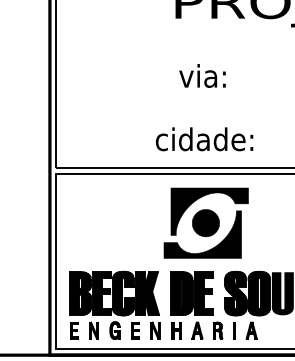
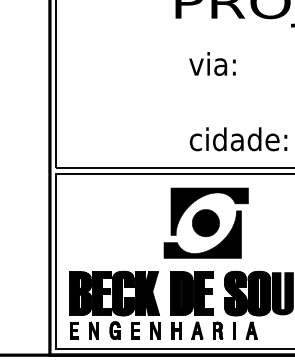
text position: (202, 75) -> (212, 63) (212, 63)
text position: (204, 139) -> (238, 139) (238, 139)
